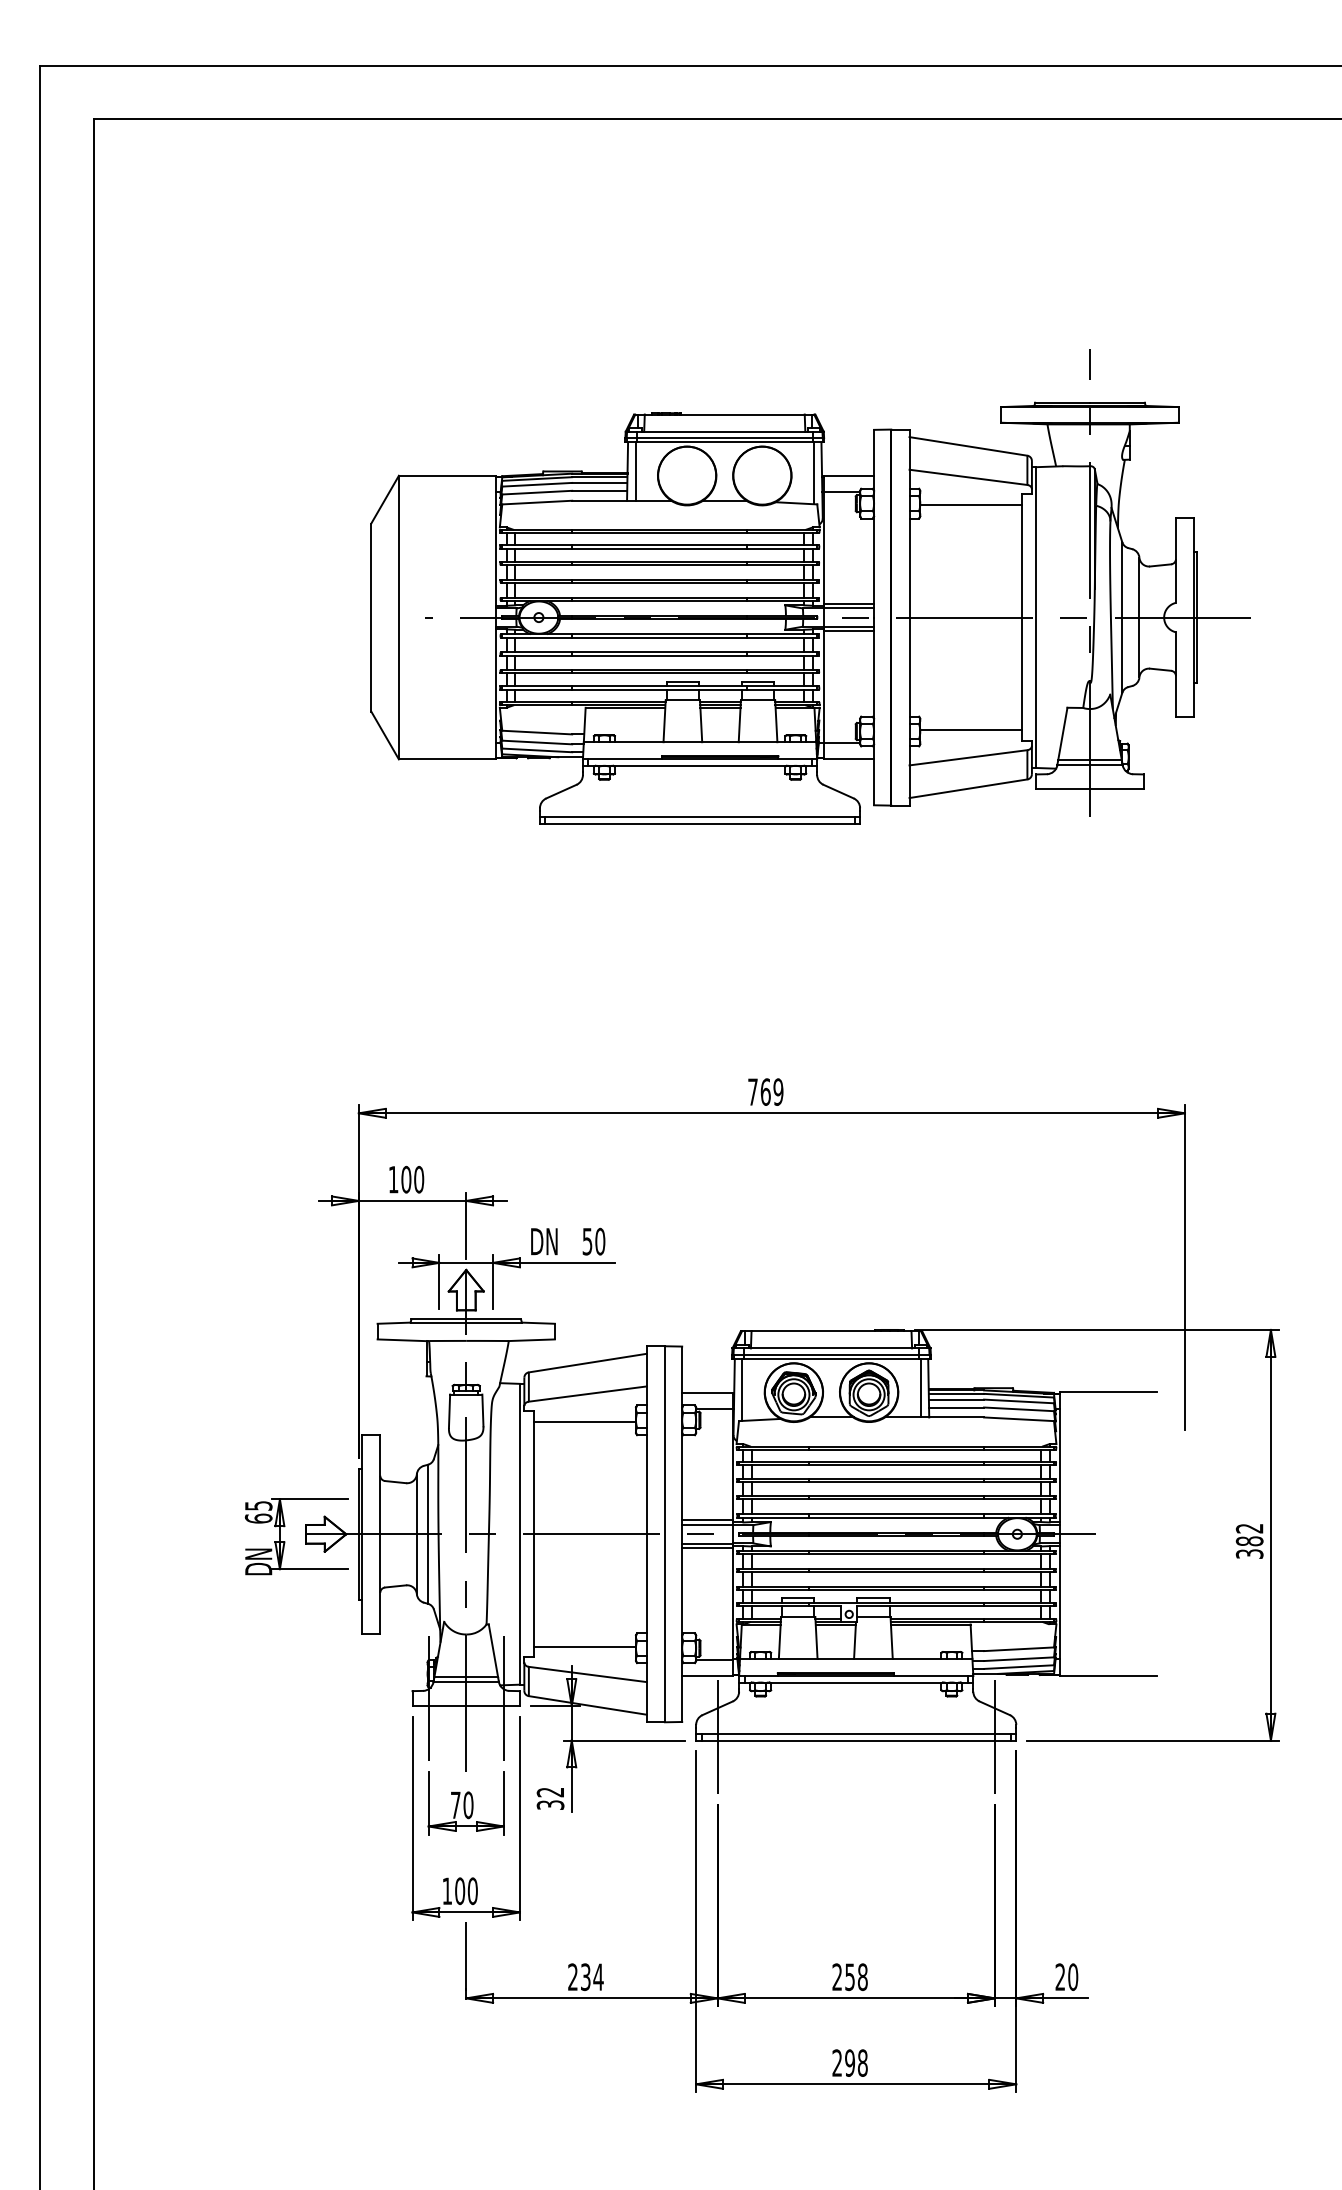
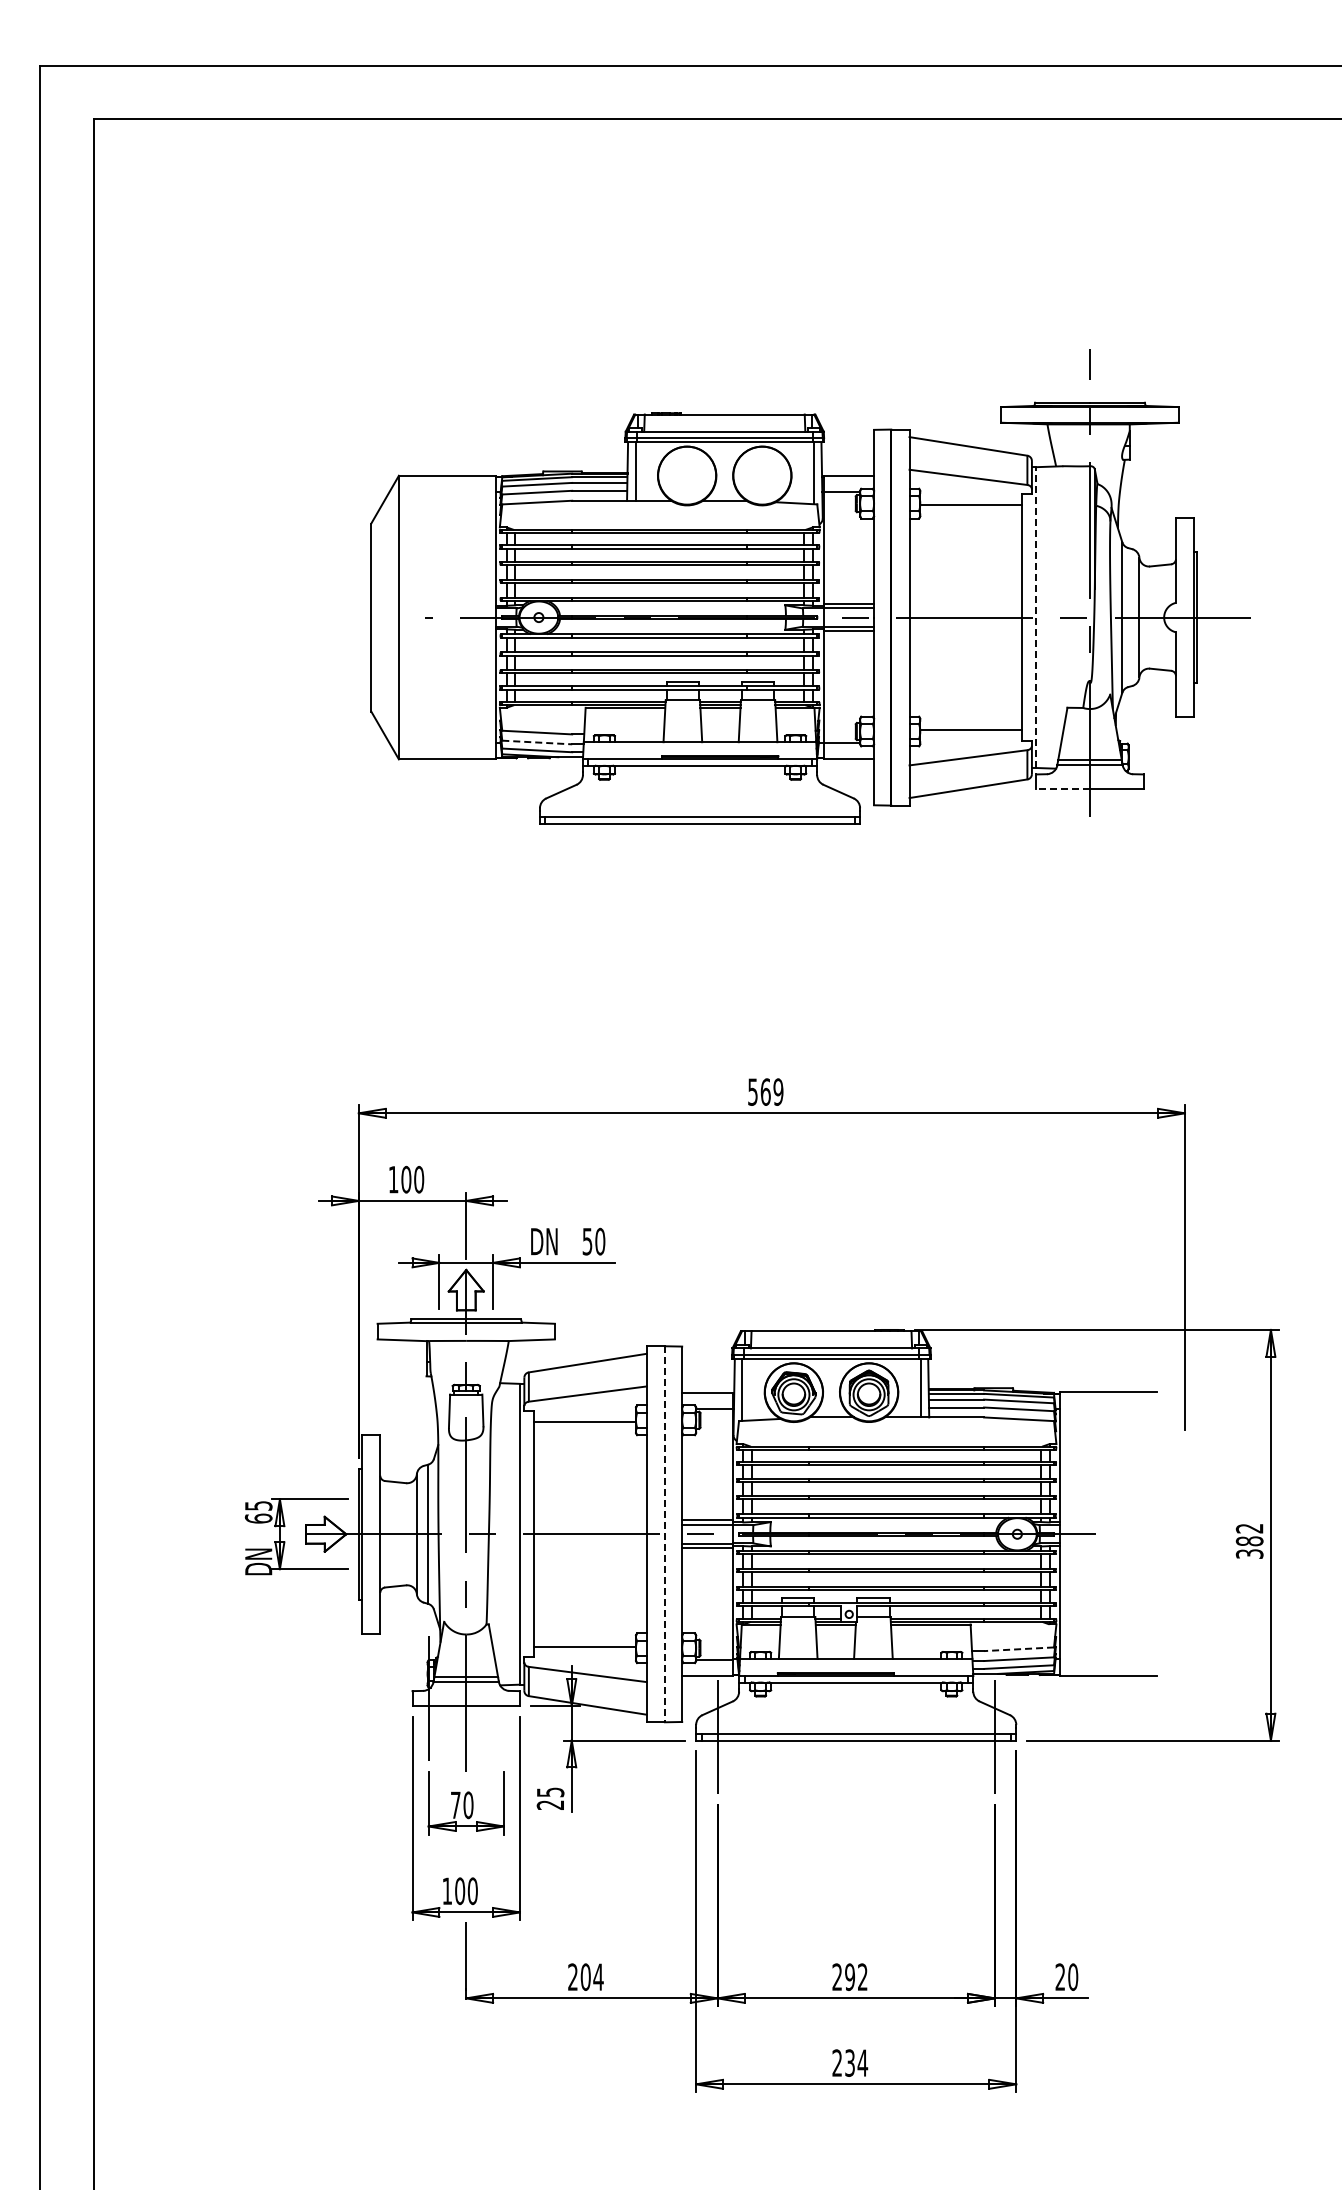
line: solid -> dashed (1036, 617)
line: solid -> dashed (537, 742)
line: solid -> dashed (1063, 789)
text: 769 -> 569 (752, 1091)
line: solid -> dashed (664, 1534)
line: solid -> dashed (1018, 1649)
line: present -> none (503, 1698)
text: 32 -> 25 (550, 1798)
text: 234 -> 204 (585, 1977)
text: 258 -> 292 (856, 1977)
text: 298 -> 234 (856, 2062)
